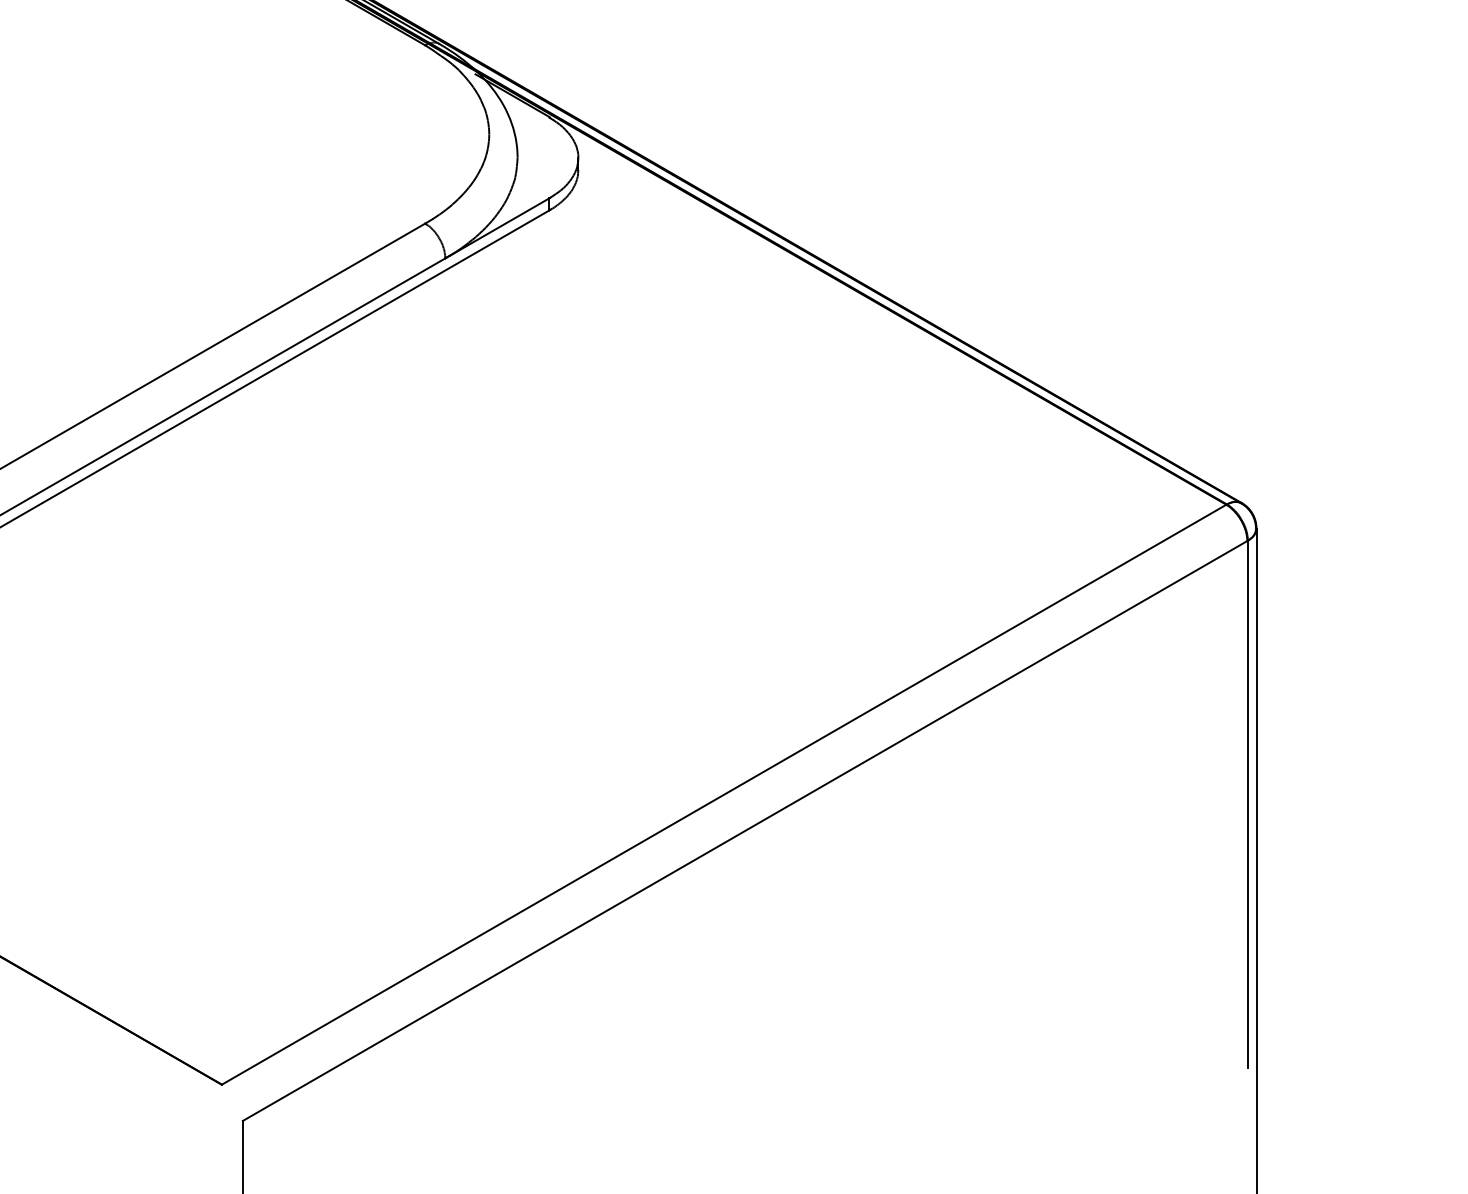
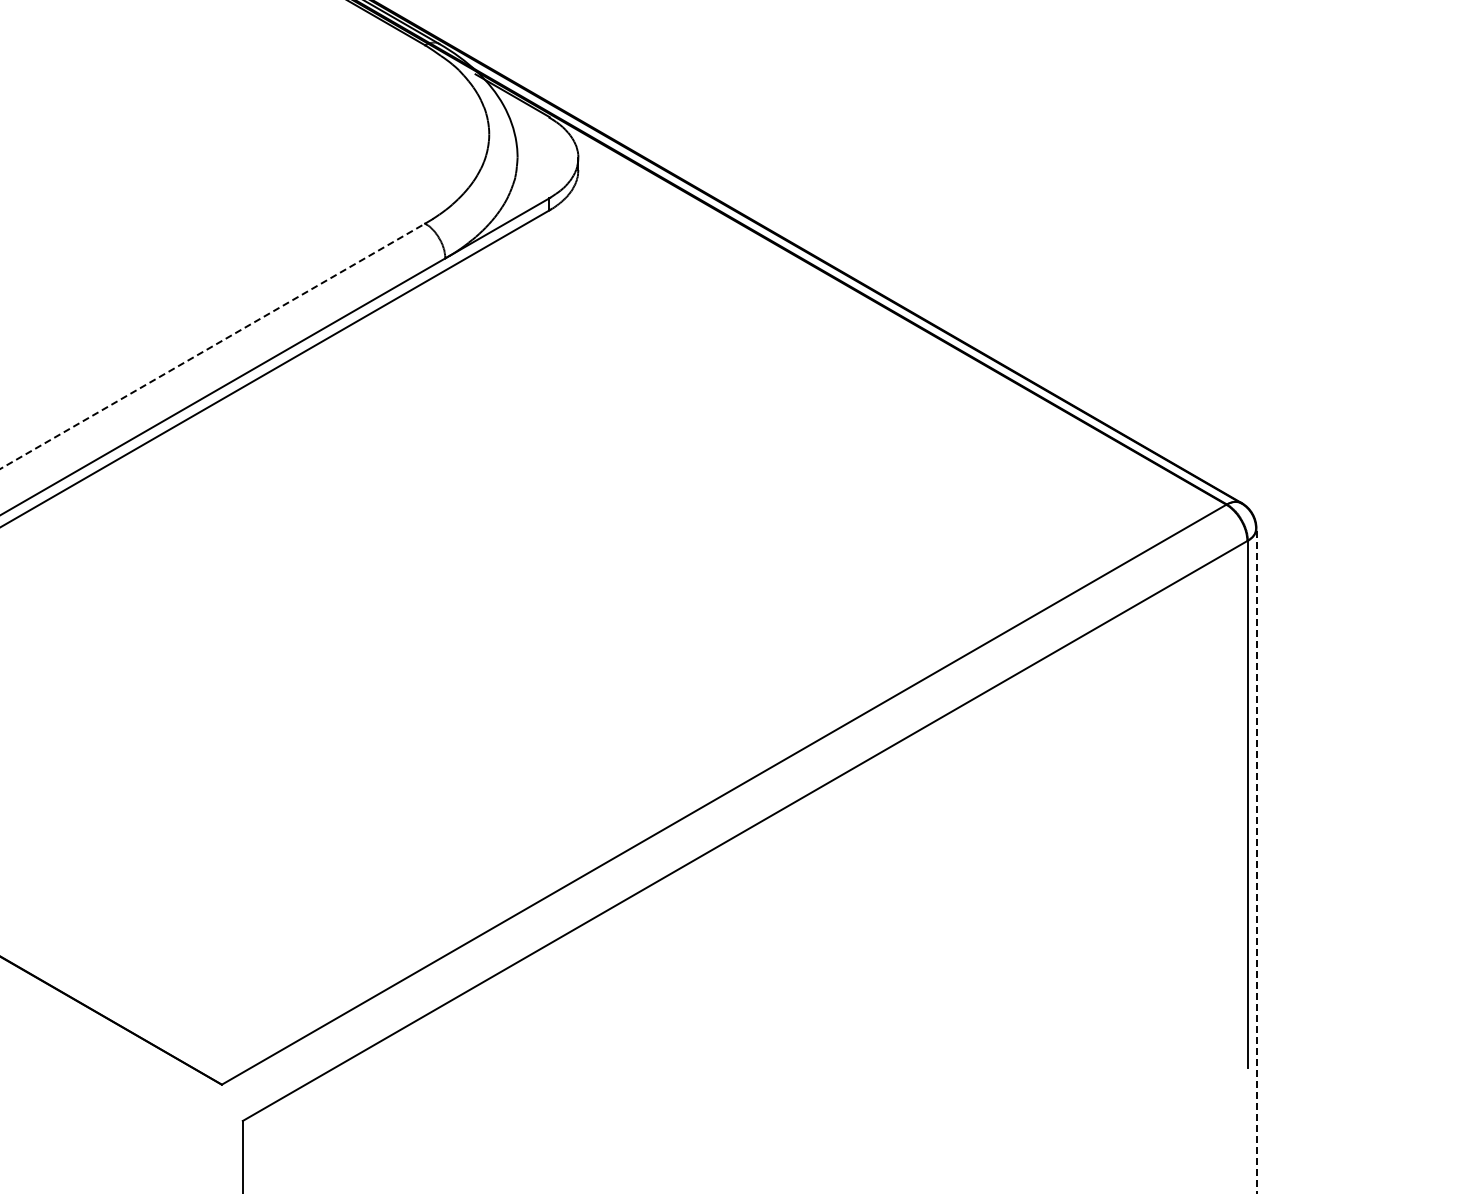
line: solid -> dashed (213, 346)
line: solid -> dashed (1256, 860)
